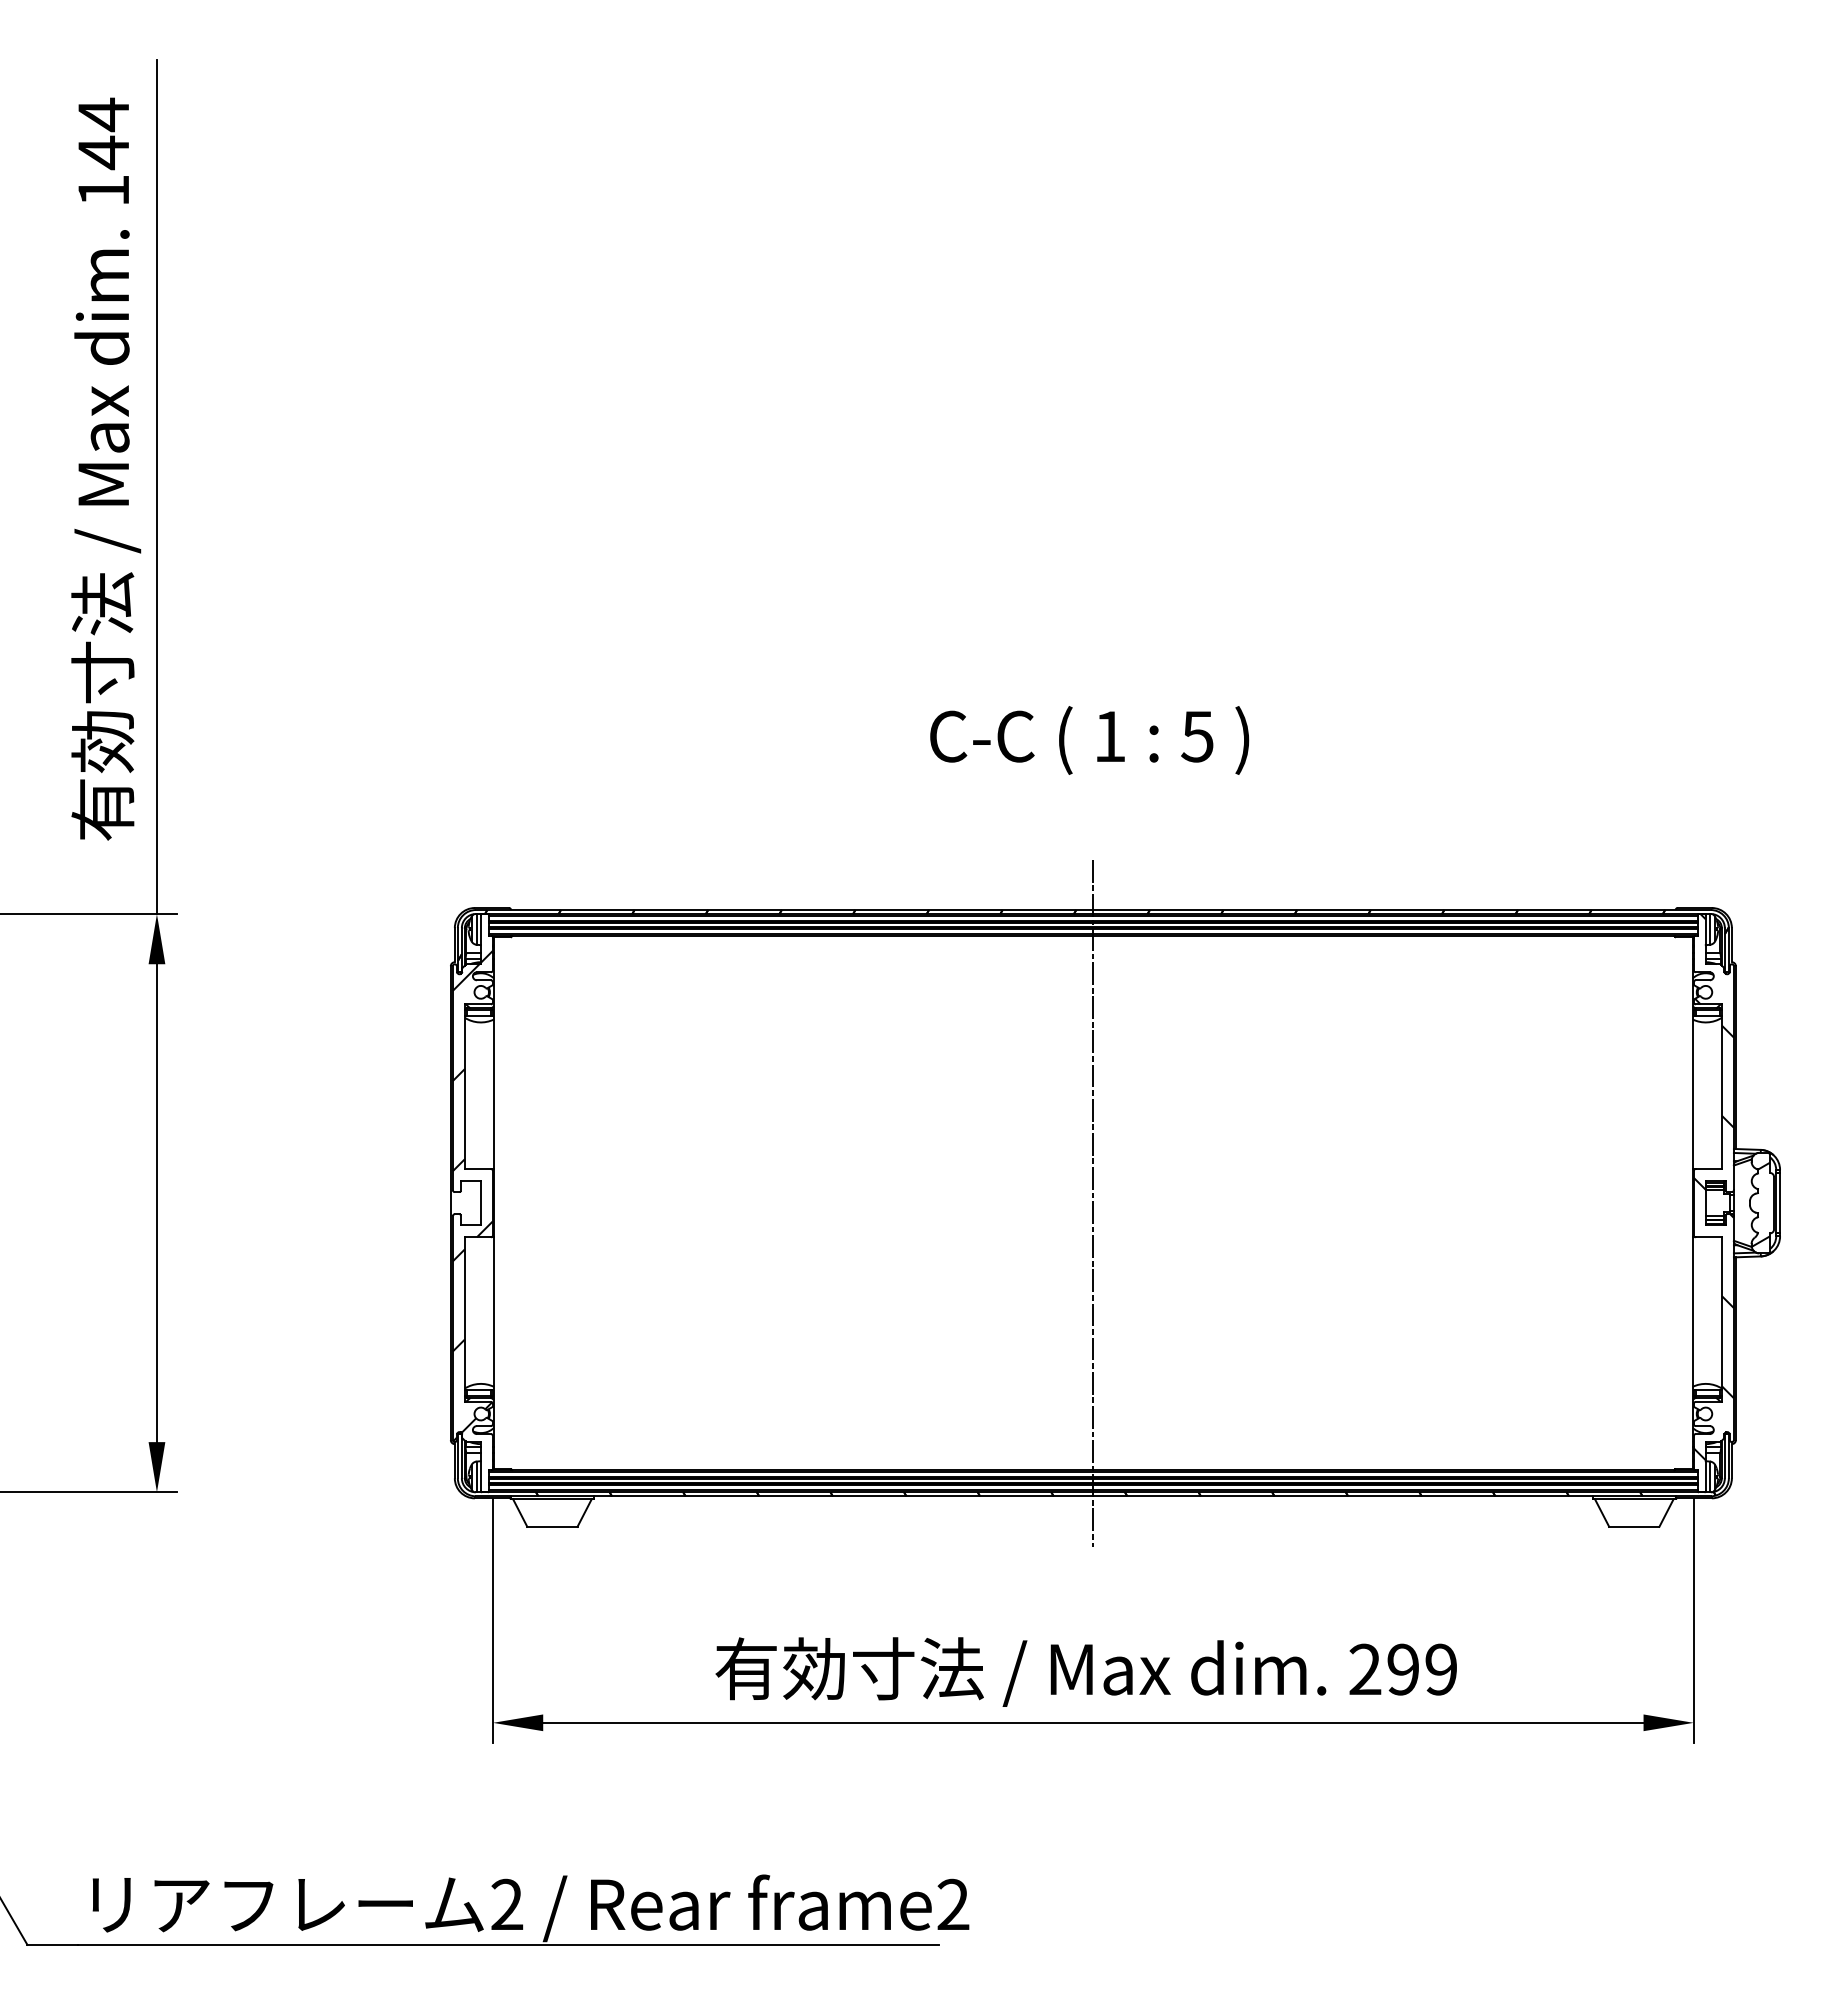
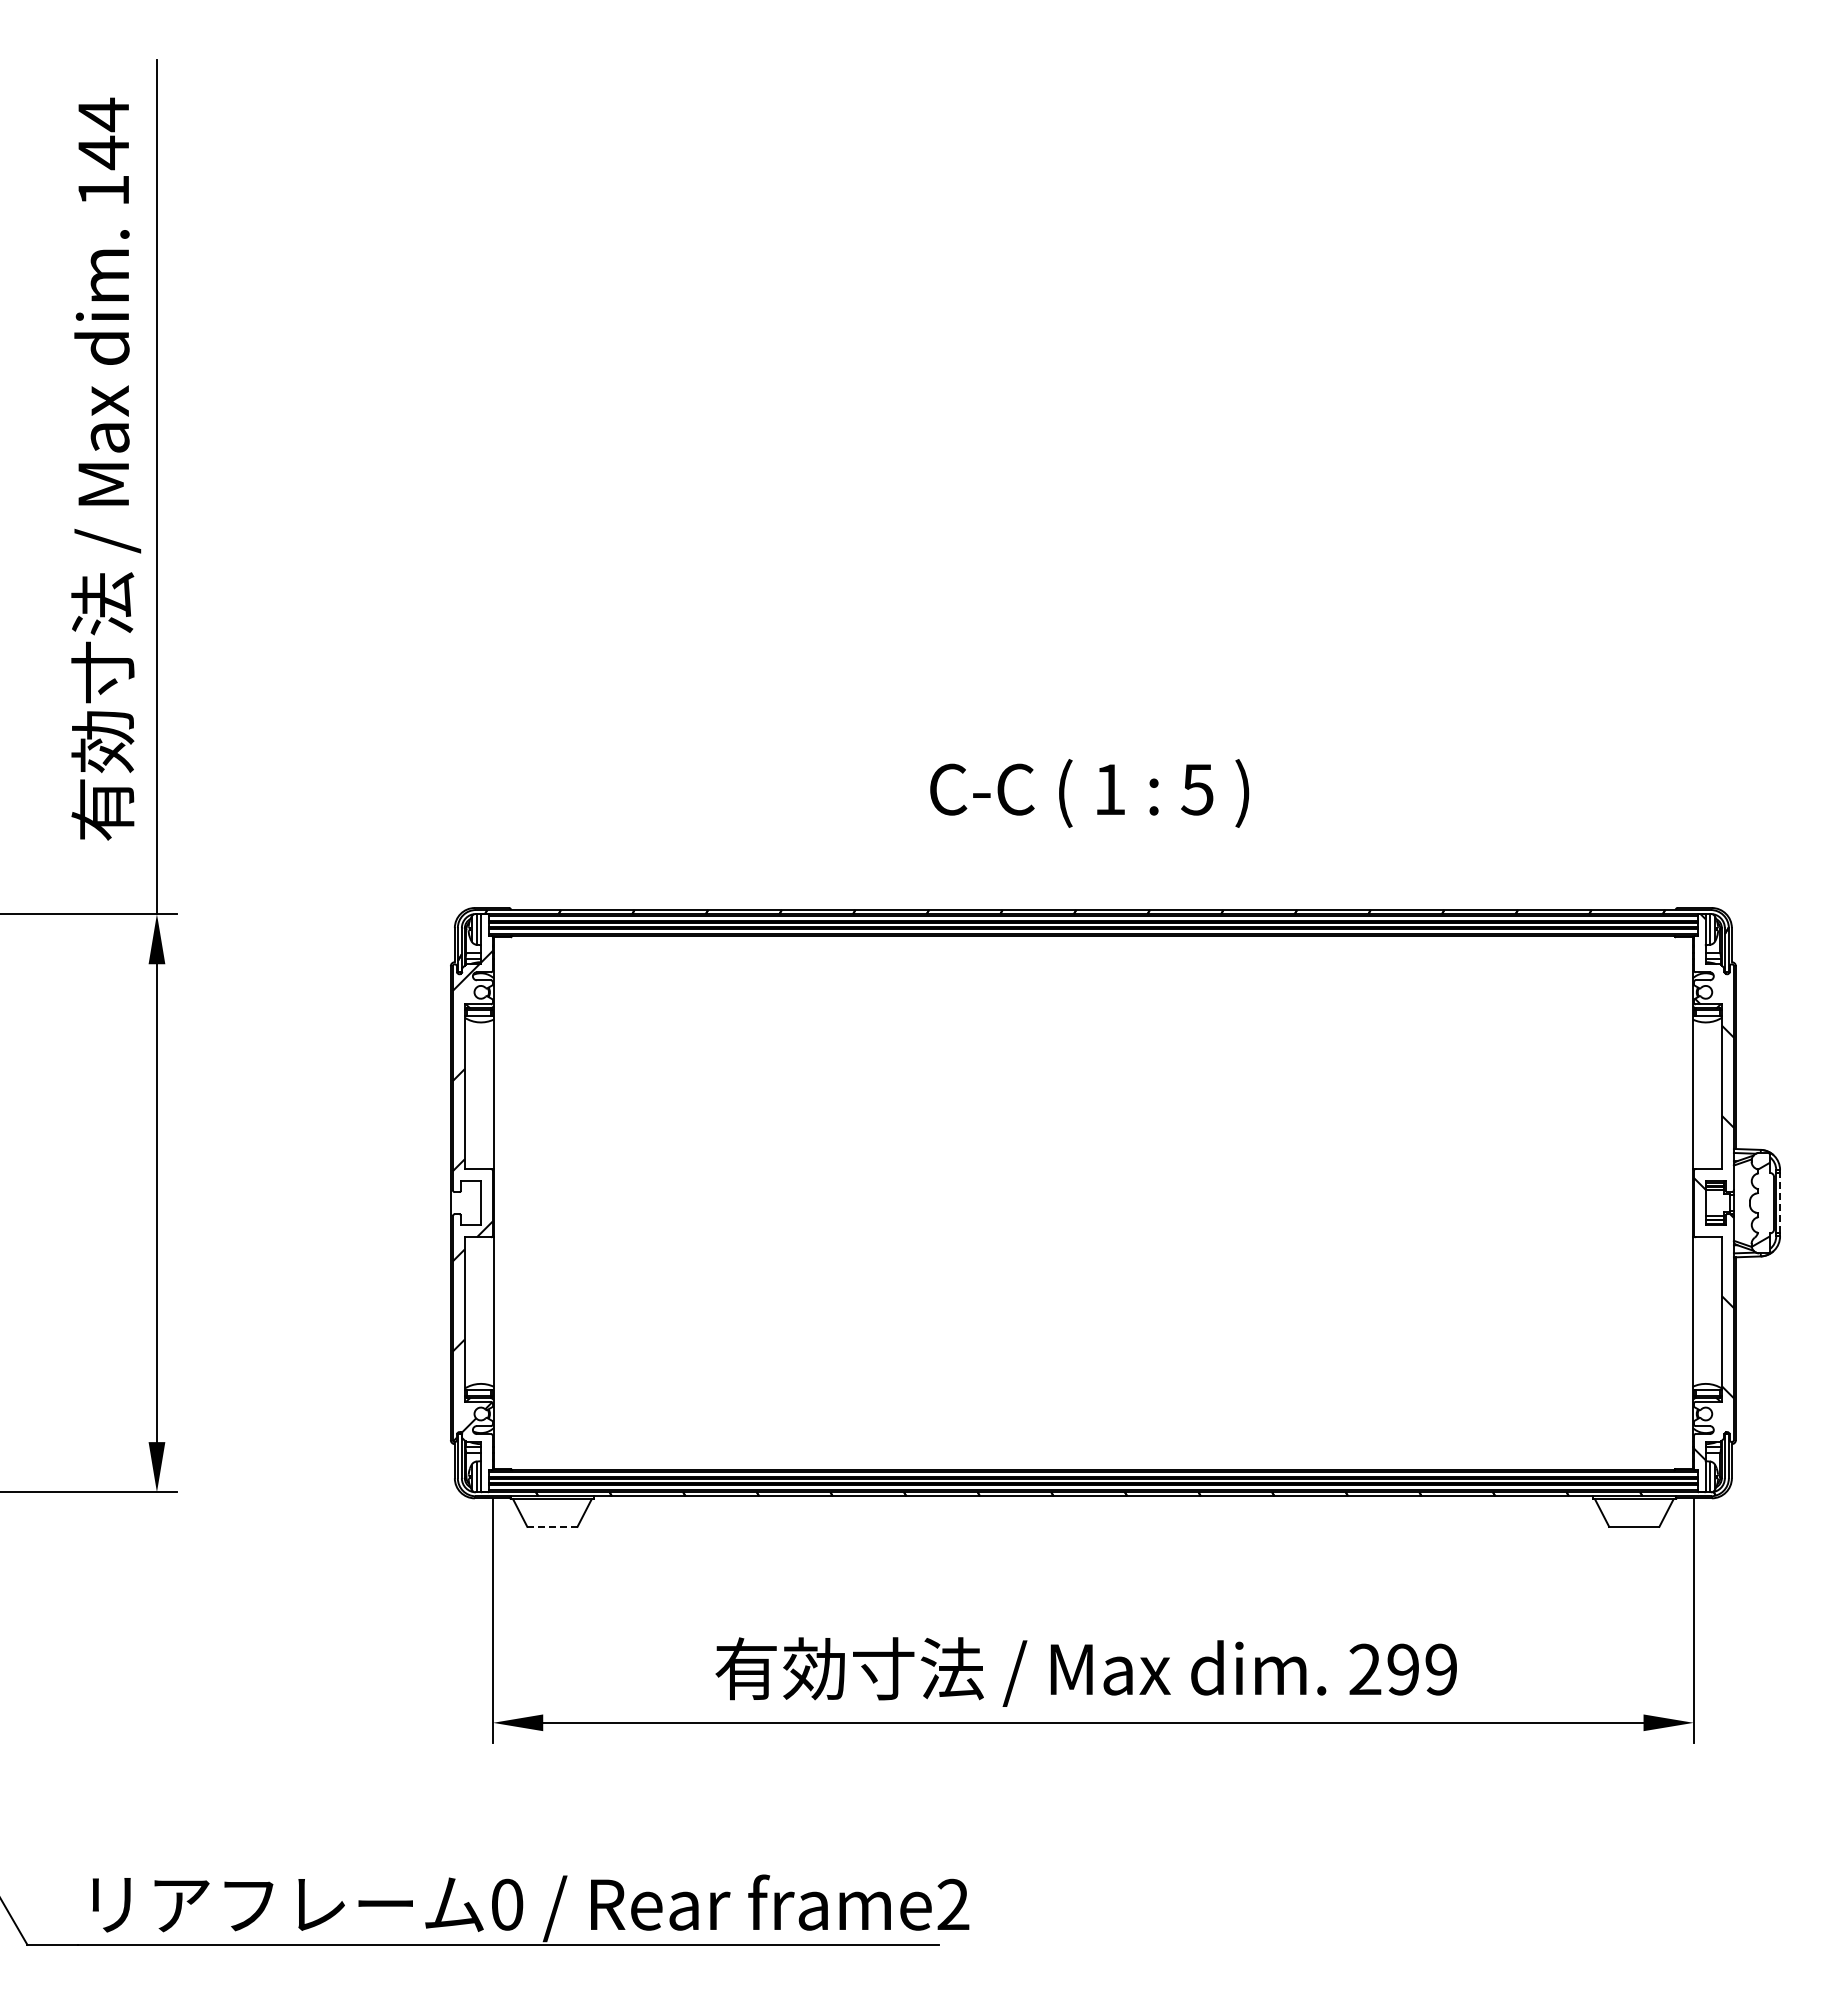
text position: (1089, 740) -> (1089, 793) (1089, 793)
line: present -> none (1093, 1202)
line: solid -> dashed (1780, 1203)
line: solid -> dashed (552, 1526)
text: 2 -> 0 (507, 1904)
